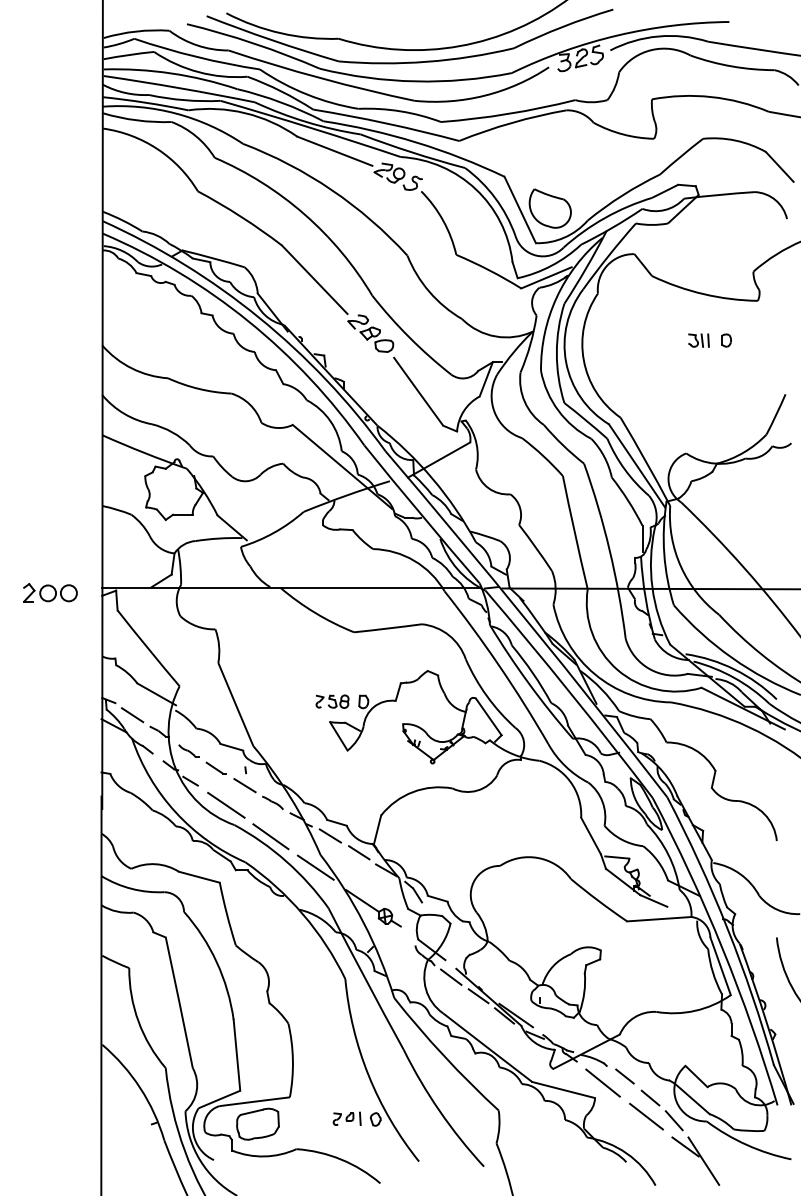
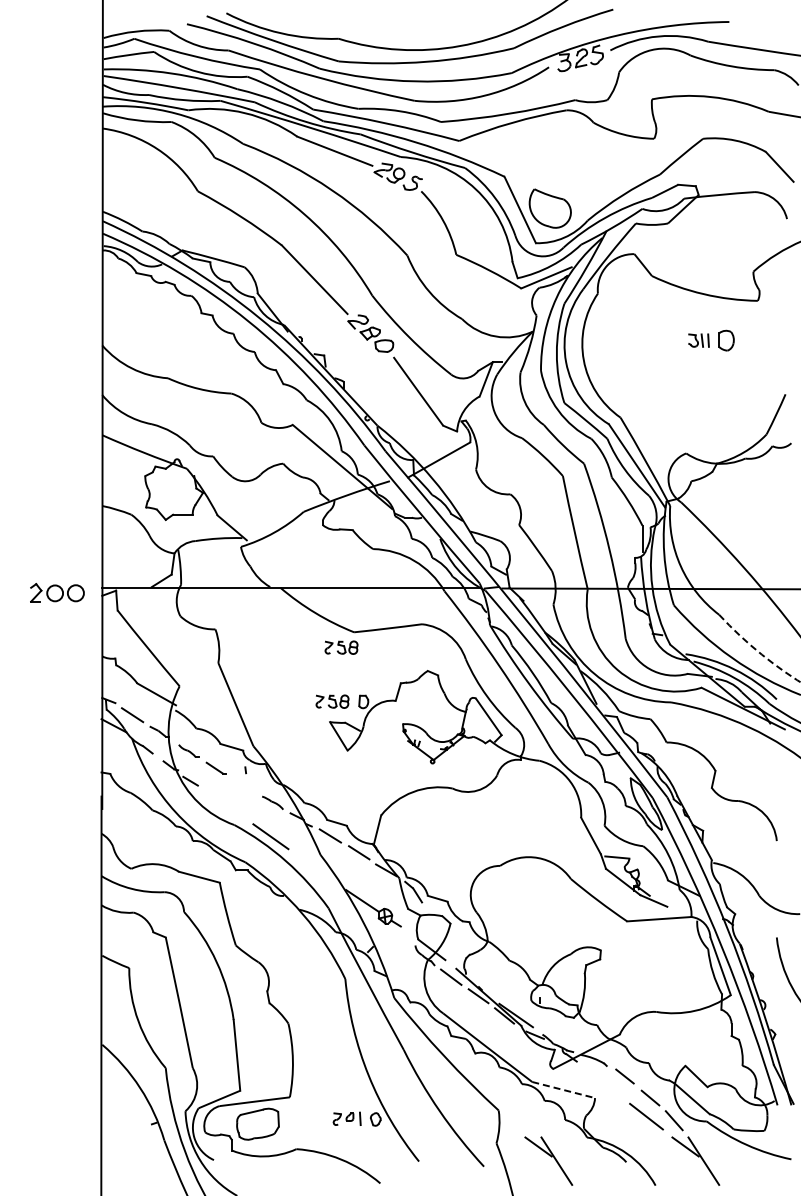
part size: 11x15 px -> 17x23 px (726, 340)
part position: (50, 592) -> (57, 592) (57, 592)
part: none -> present (341, 647)
arc: solid -> dashed (758, 651)
line: present -> none (244, 785)
line: present -> none (226, 804)
line: present -> none (315, 867)
line: present -> none (602, 1082)
line: solid -> dashed (564, 1090)
part: none -> present (548, 1160)
